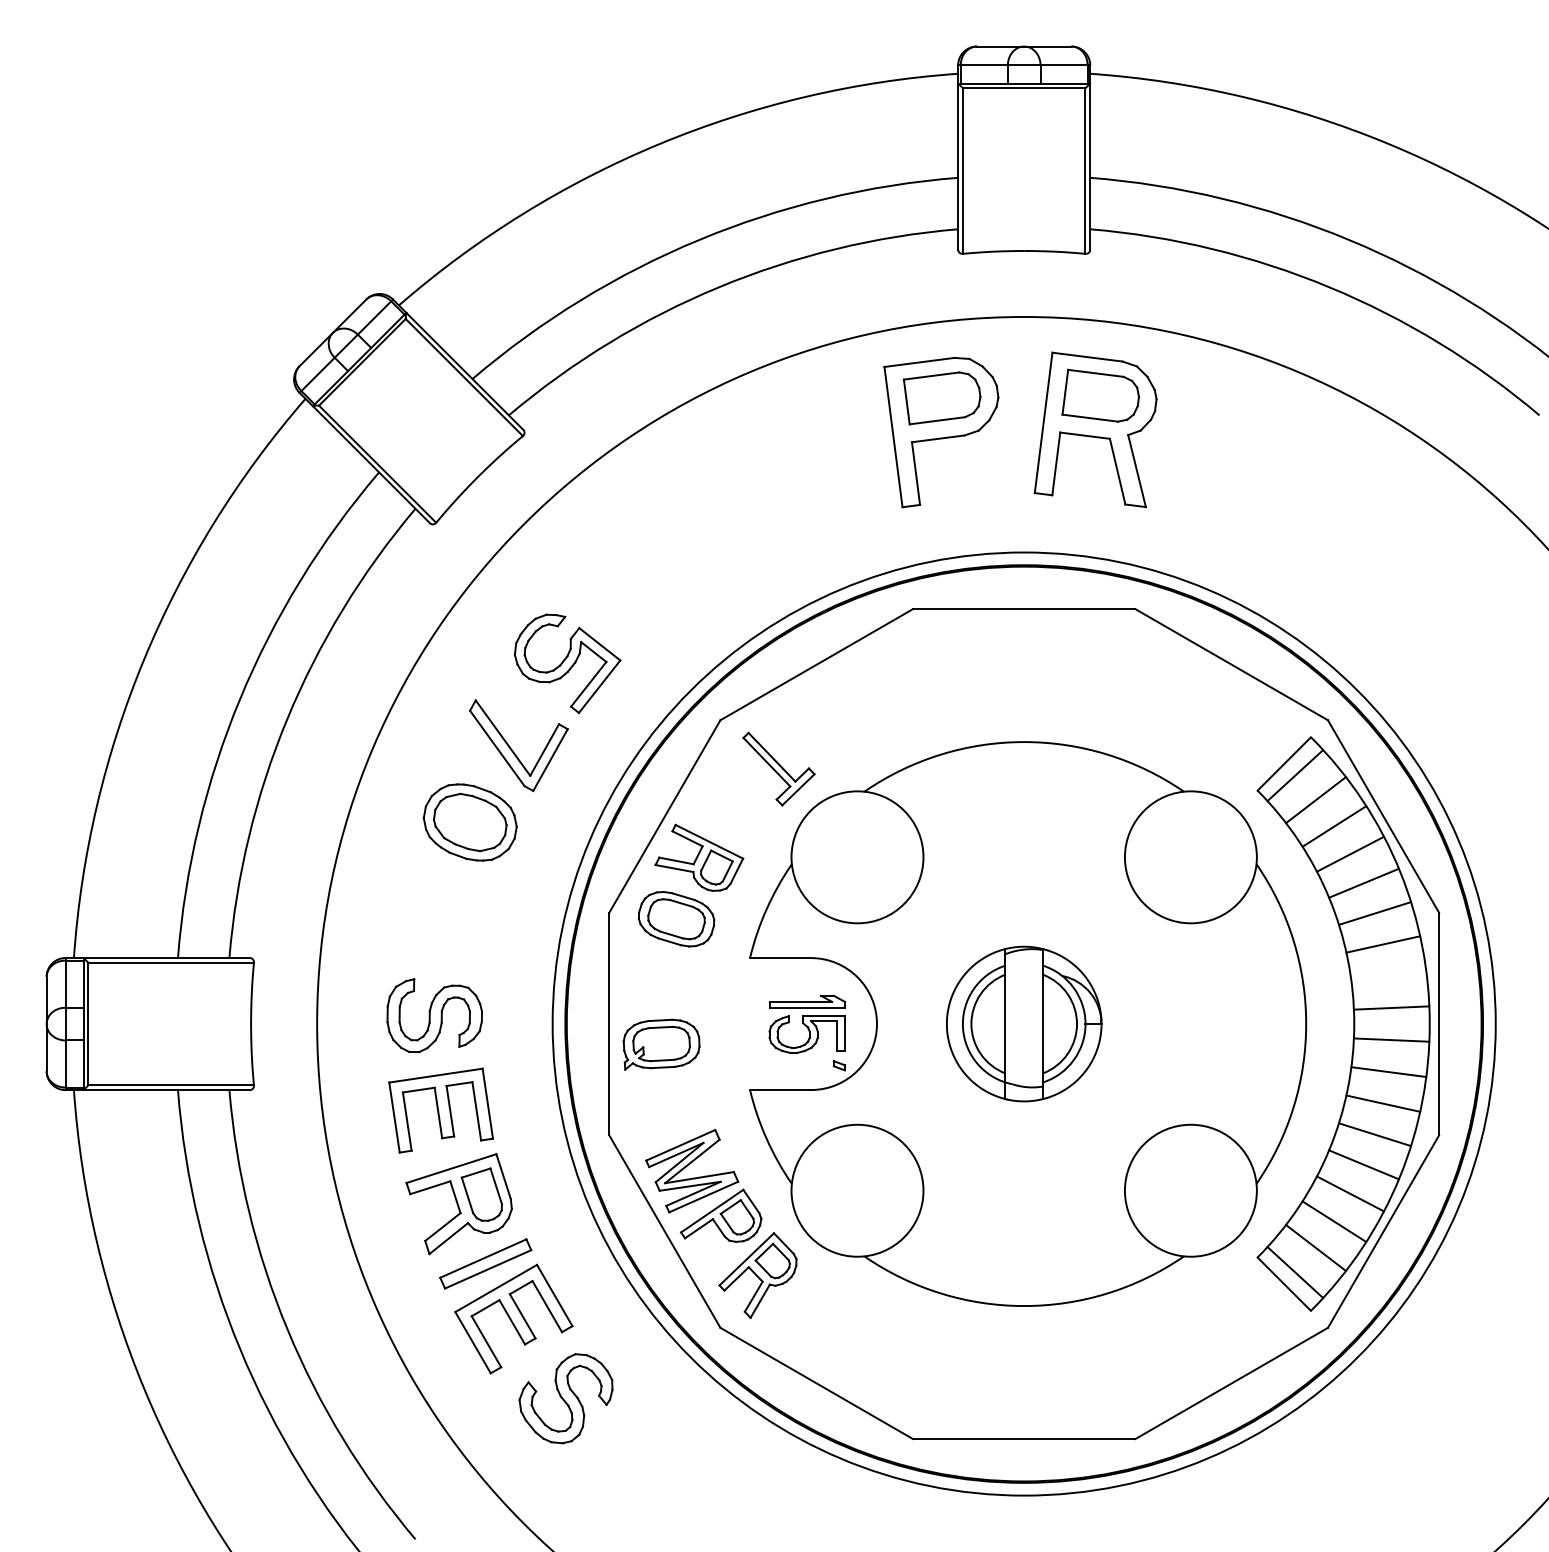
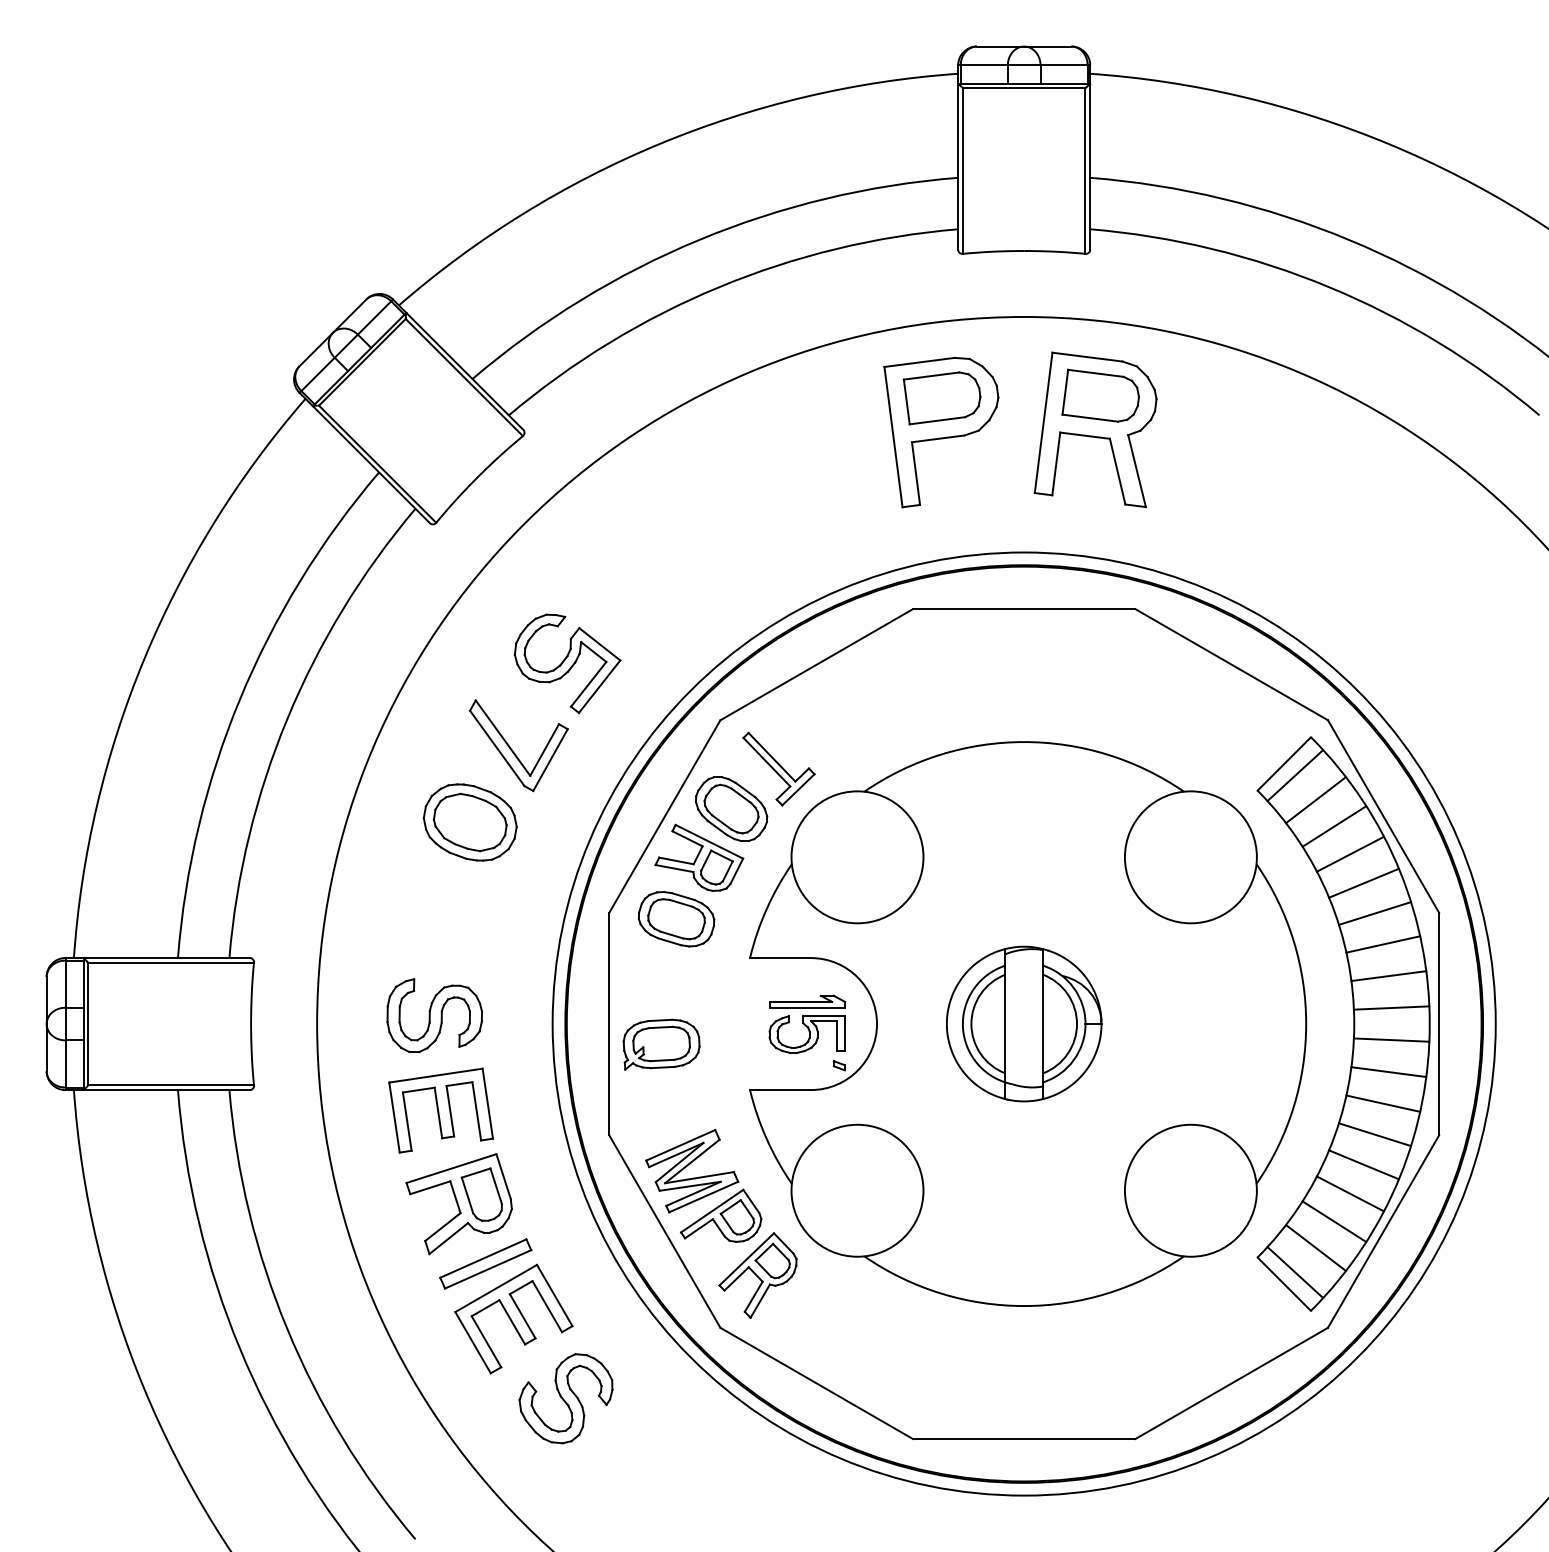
part: none -> present (731, 808)
line: none -> present (1388, 976)
